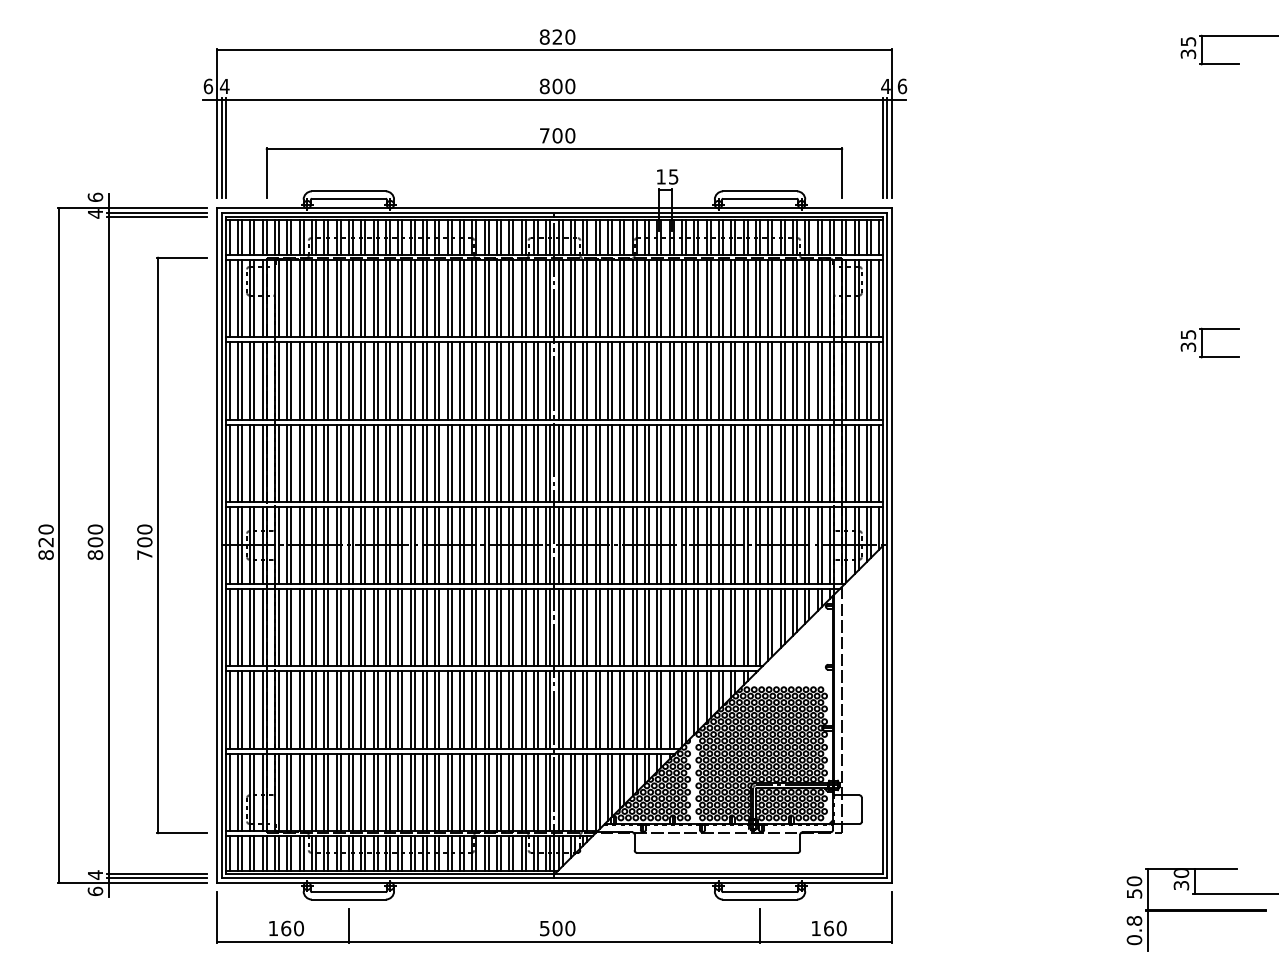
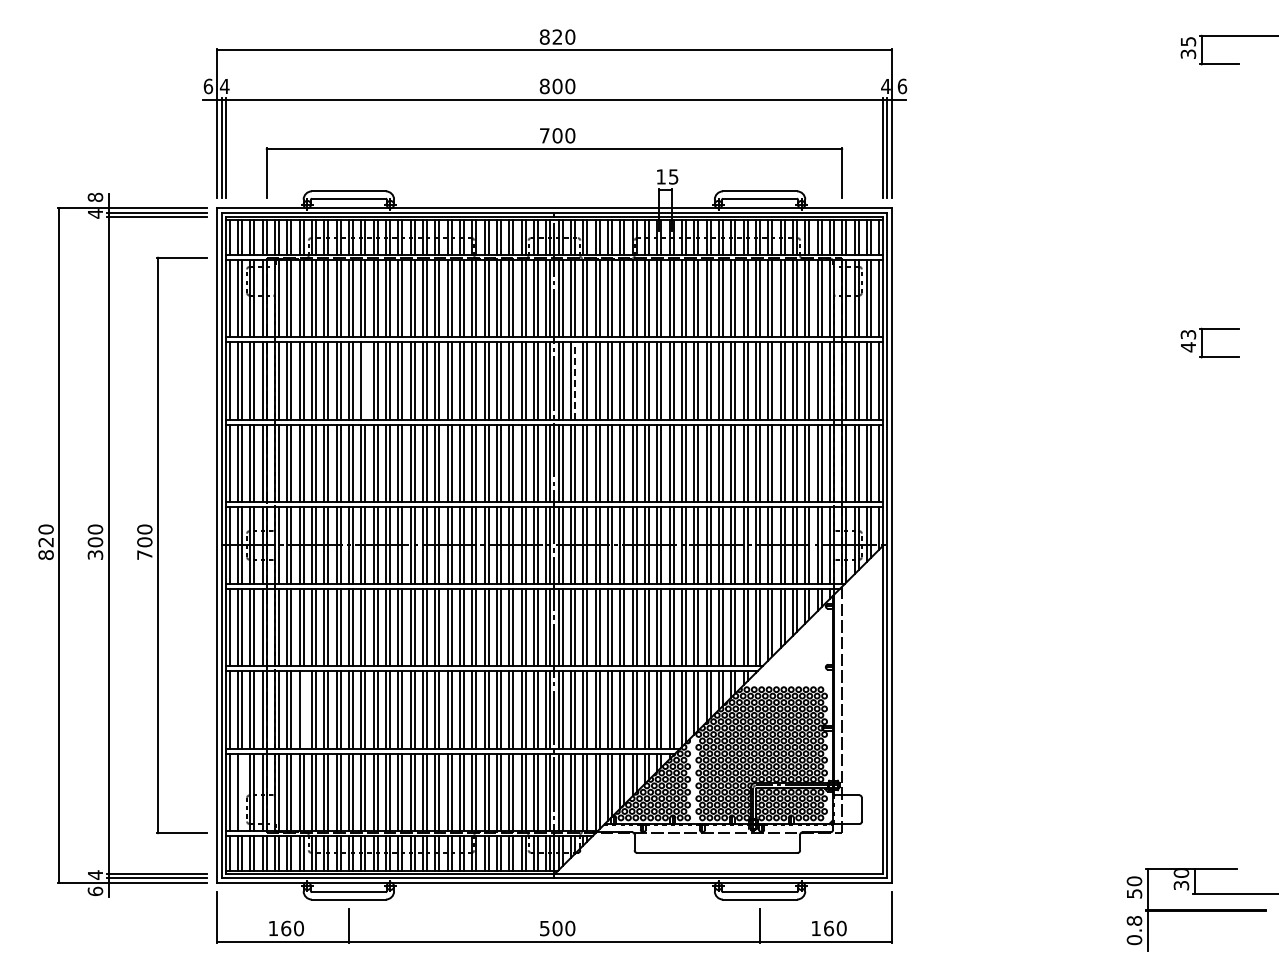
text: 6 -> 8 (95, 196)
text: 35 -> 43 (1188, 341)
line: present -> none (365, 380)
line: solid -> dashed (575, 381)
text: 800 -> 300 (95, 554)
line: present -> none (303, 709)
line: present -> none (241, 791)
